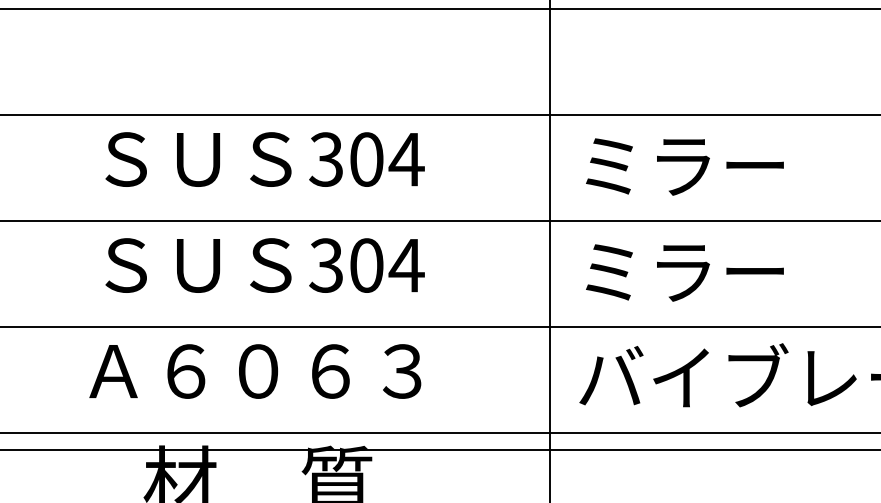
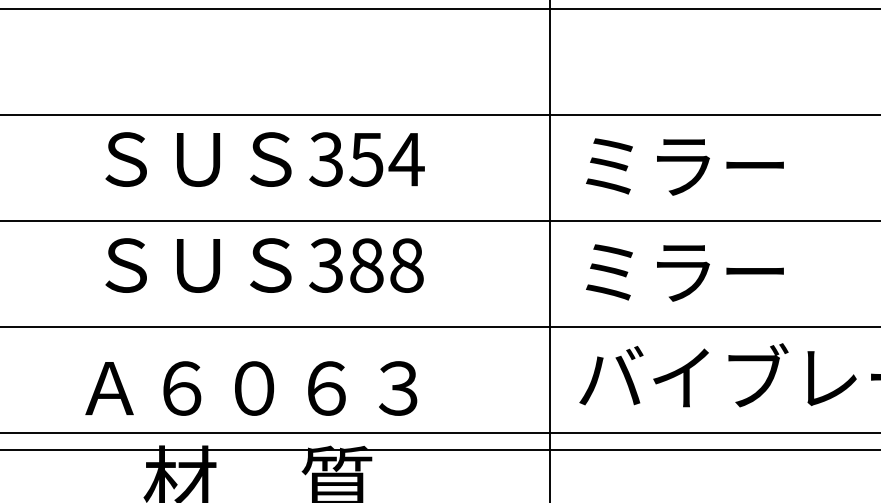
text: 304 -> 354 (366, 159)
text: 304 -> 388 (387, 265)
text position: (255, 371) -> (251, 388) (251, 388)
